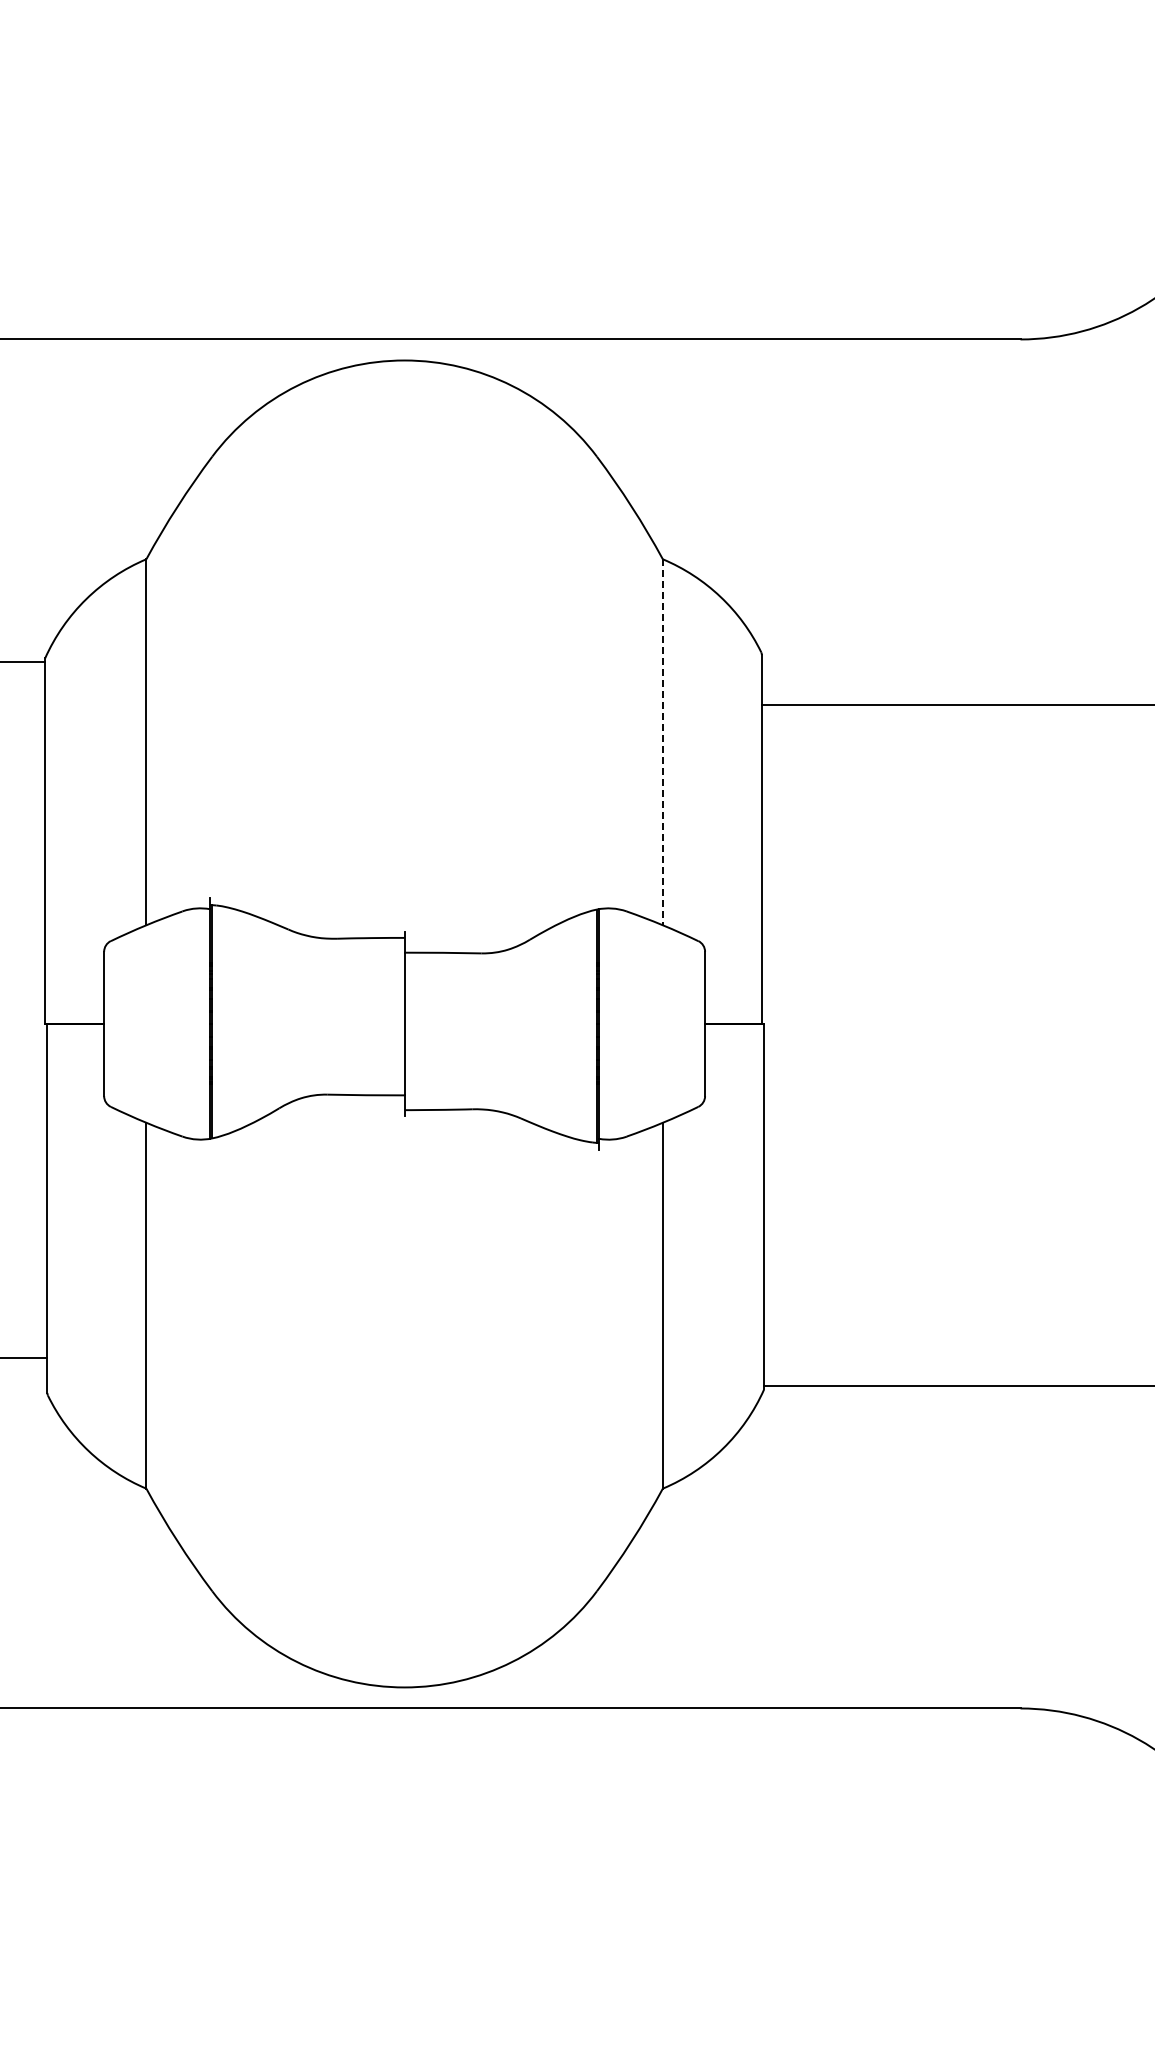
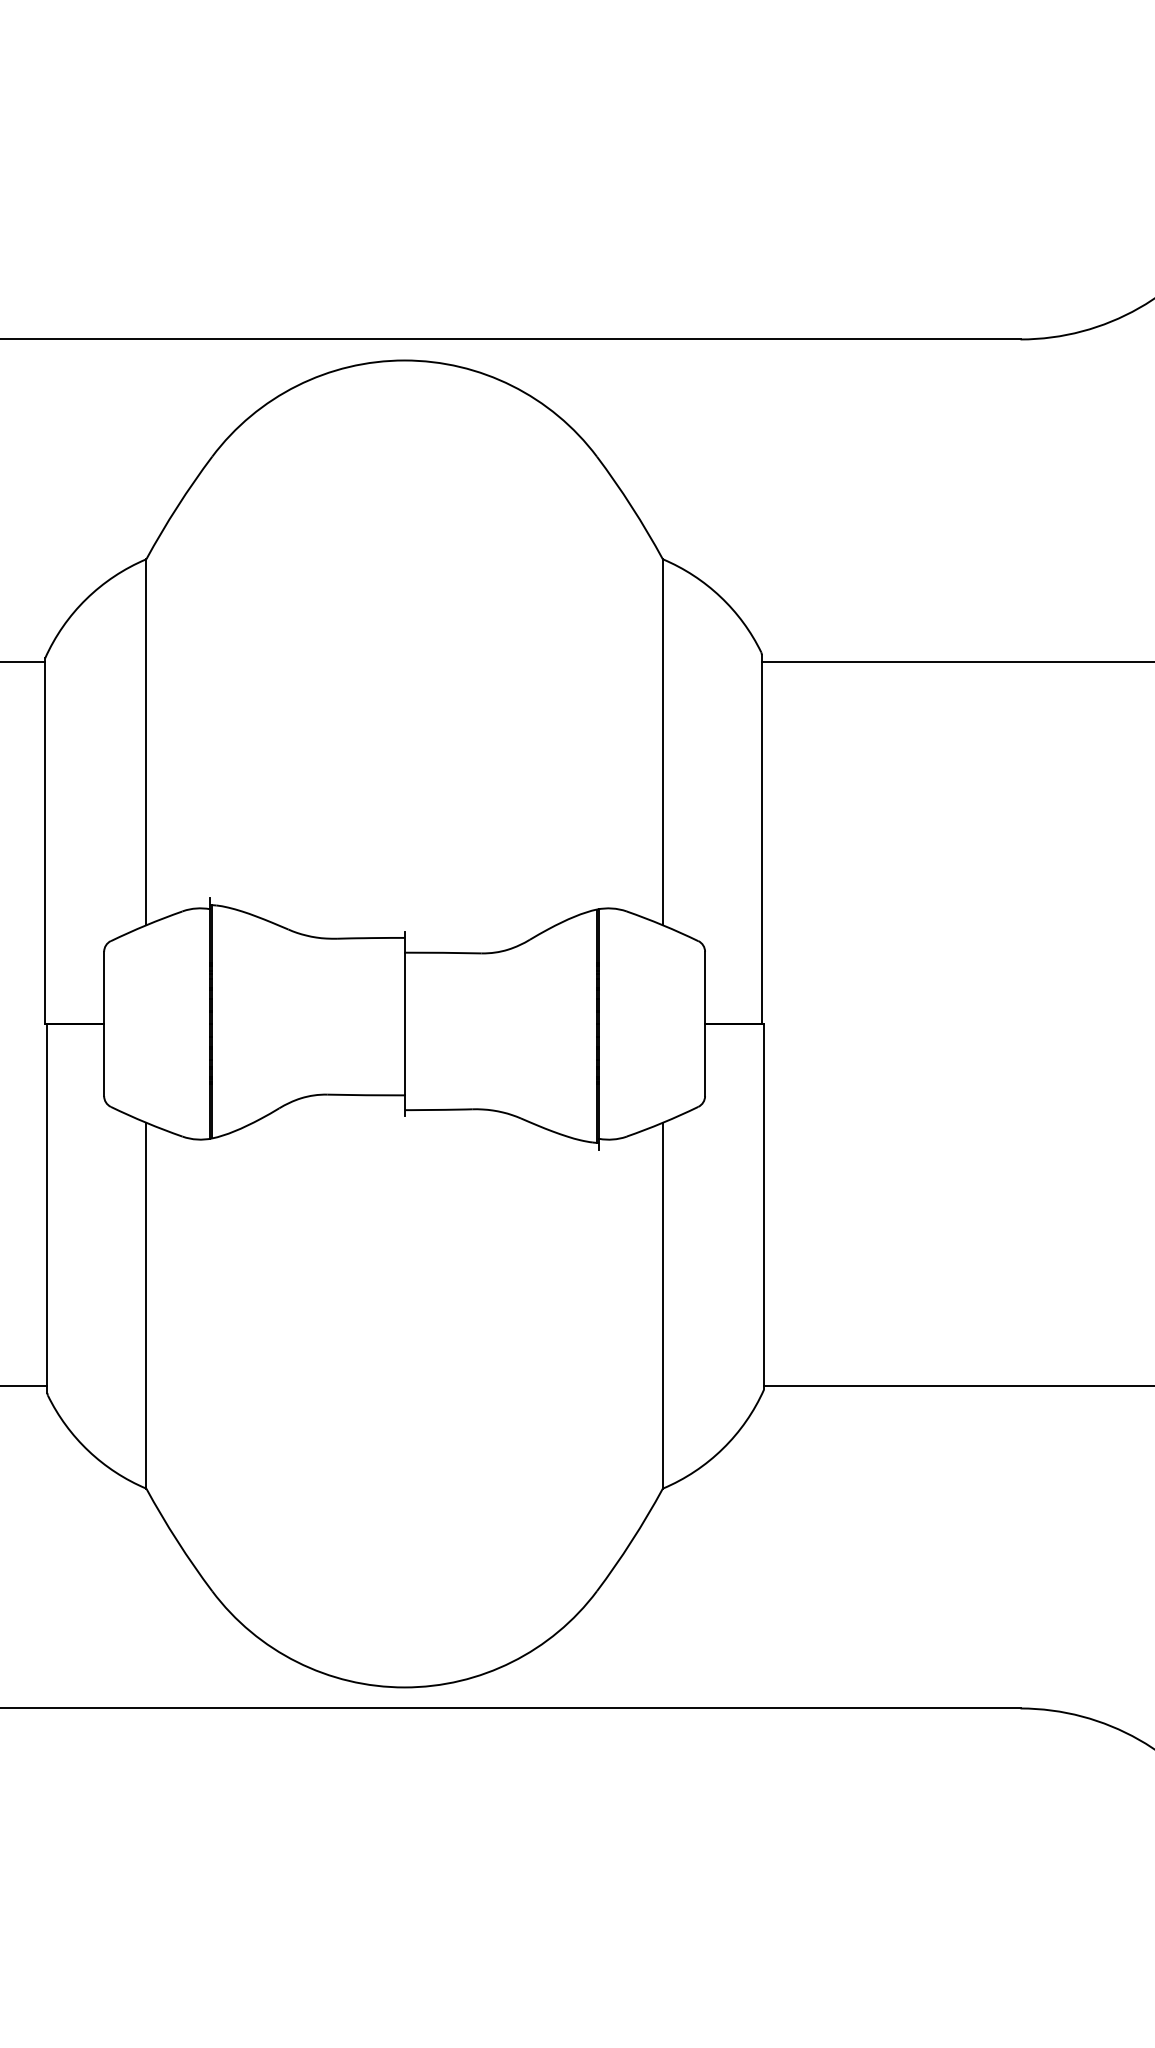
line position: (956, 704) -> (956, 661) (956, 661)
line: dashed -> solid (662, 742)
line position: (24, 1358) -> (24, 1386) (24, 1386)
